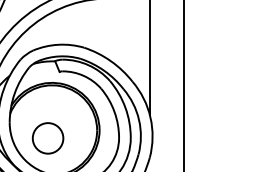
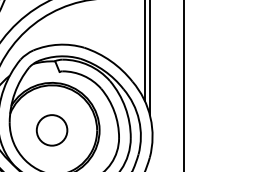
line: none -> present (144, 51)
circle position: (47, 138) -> (51, 130) (51, 130)
